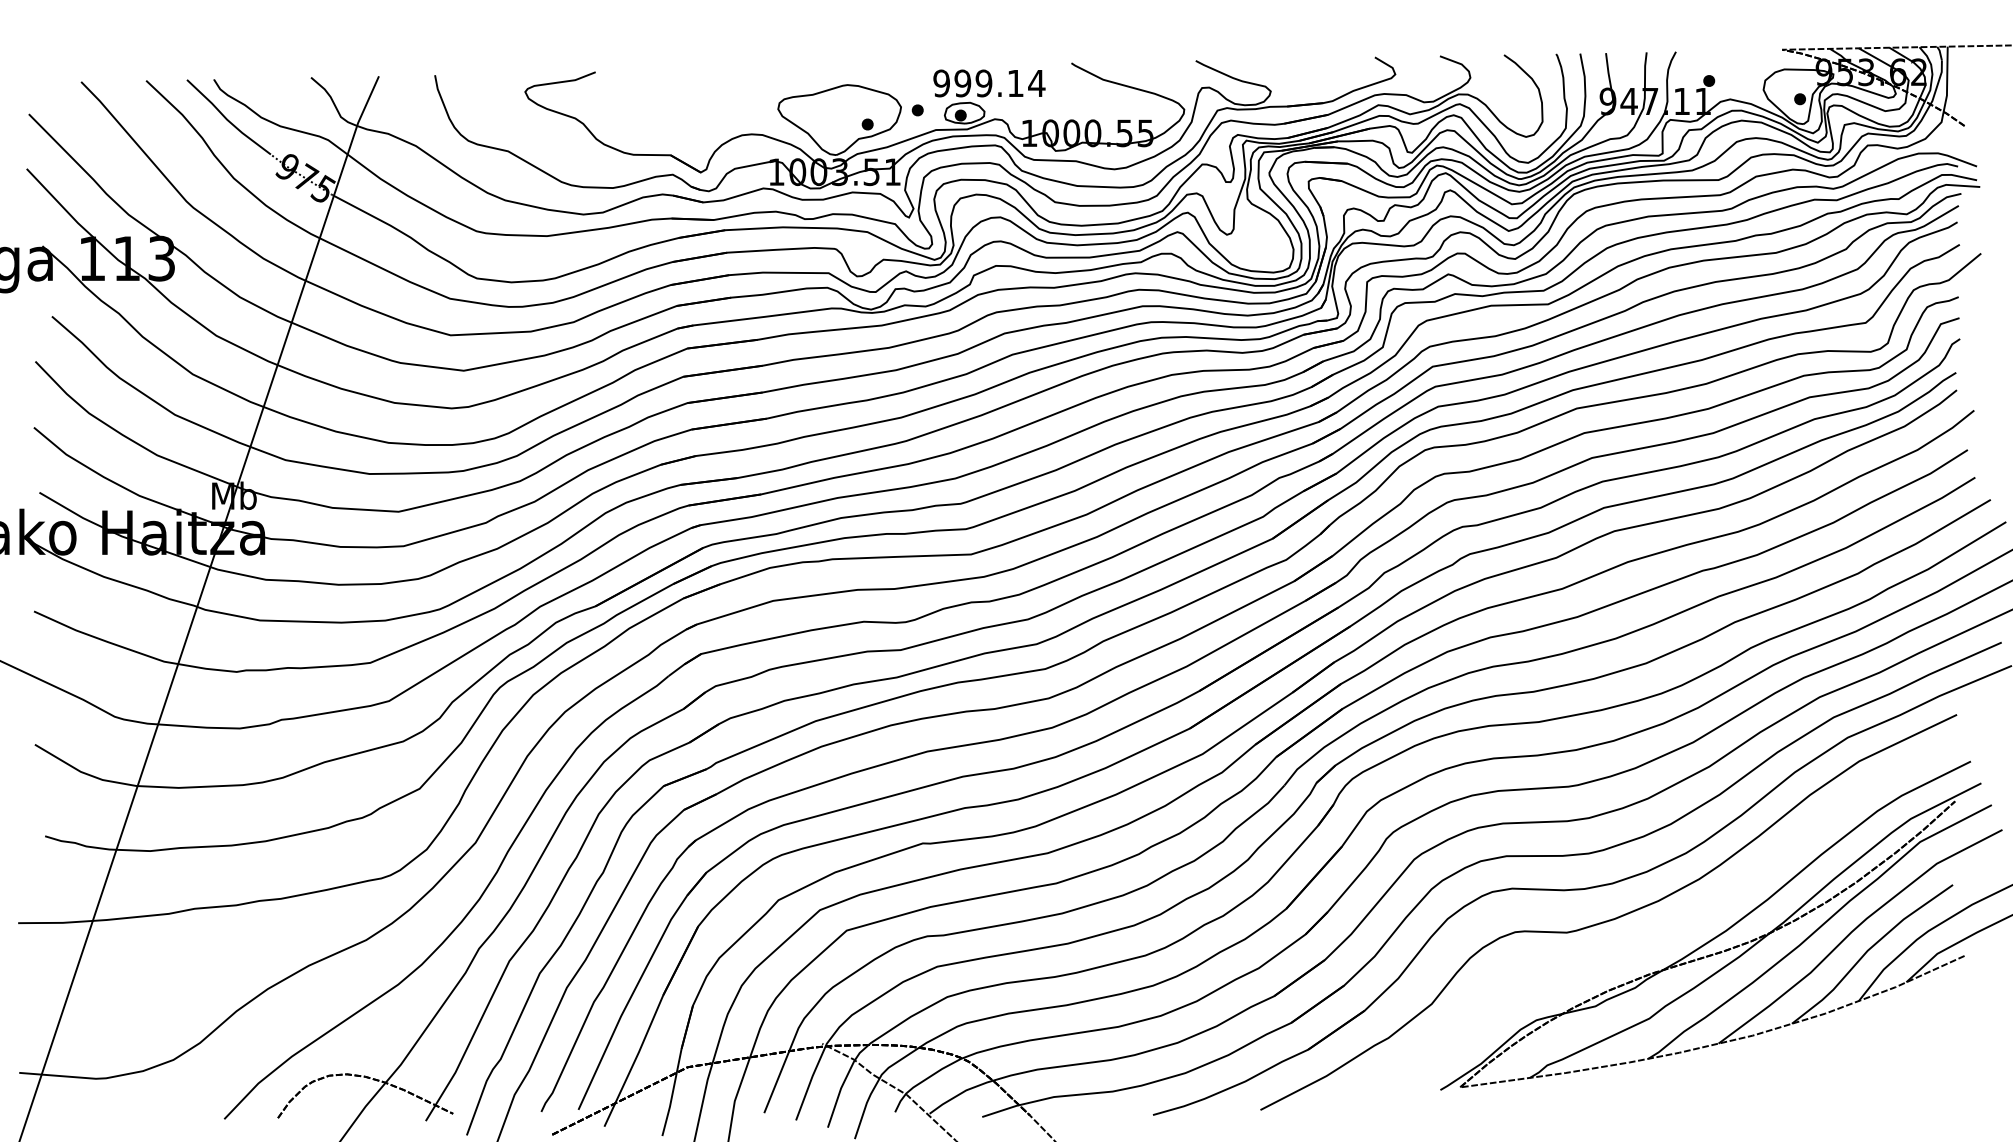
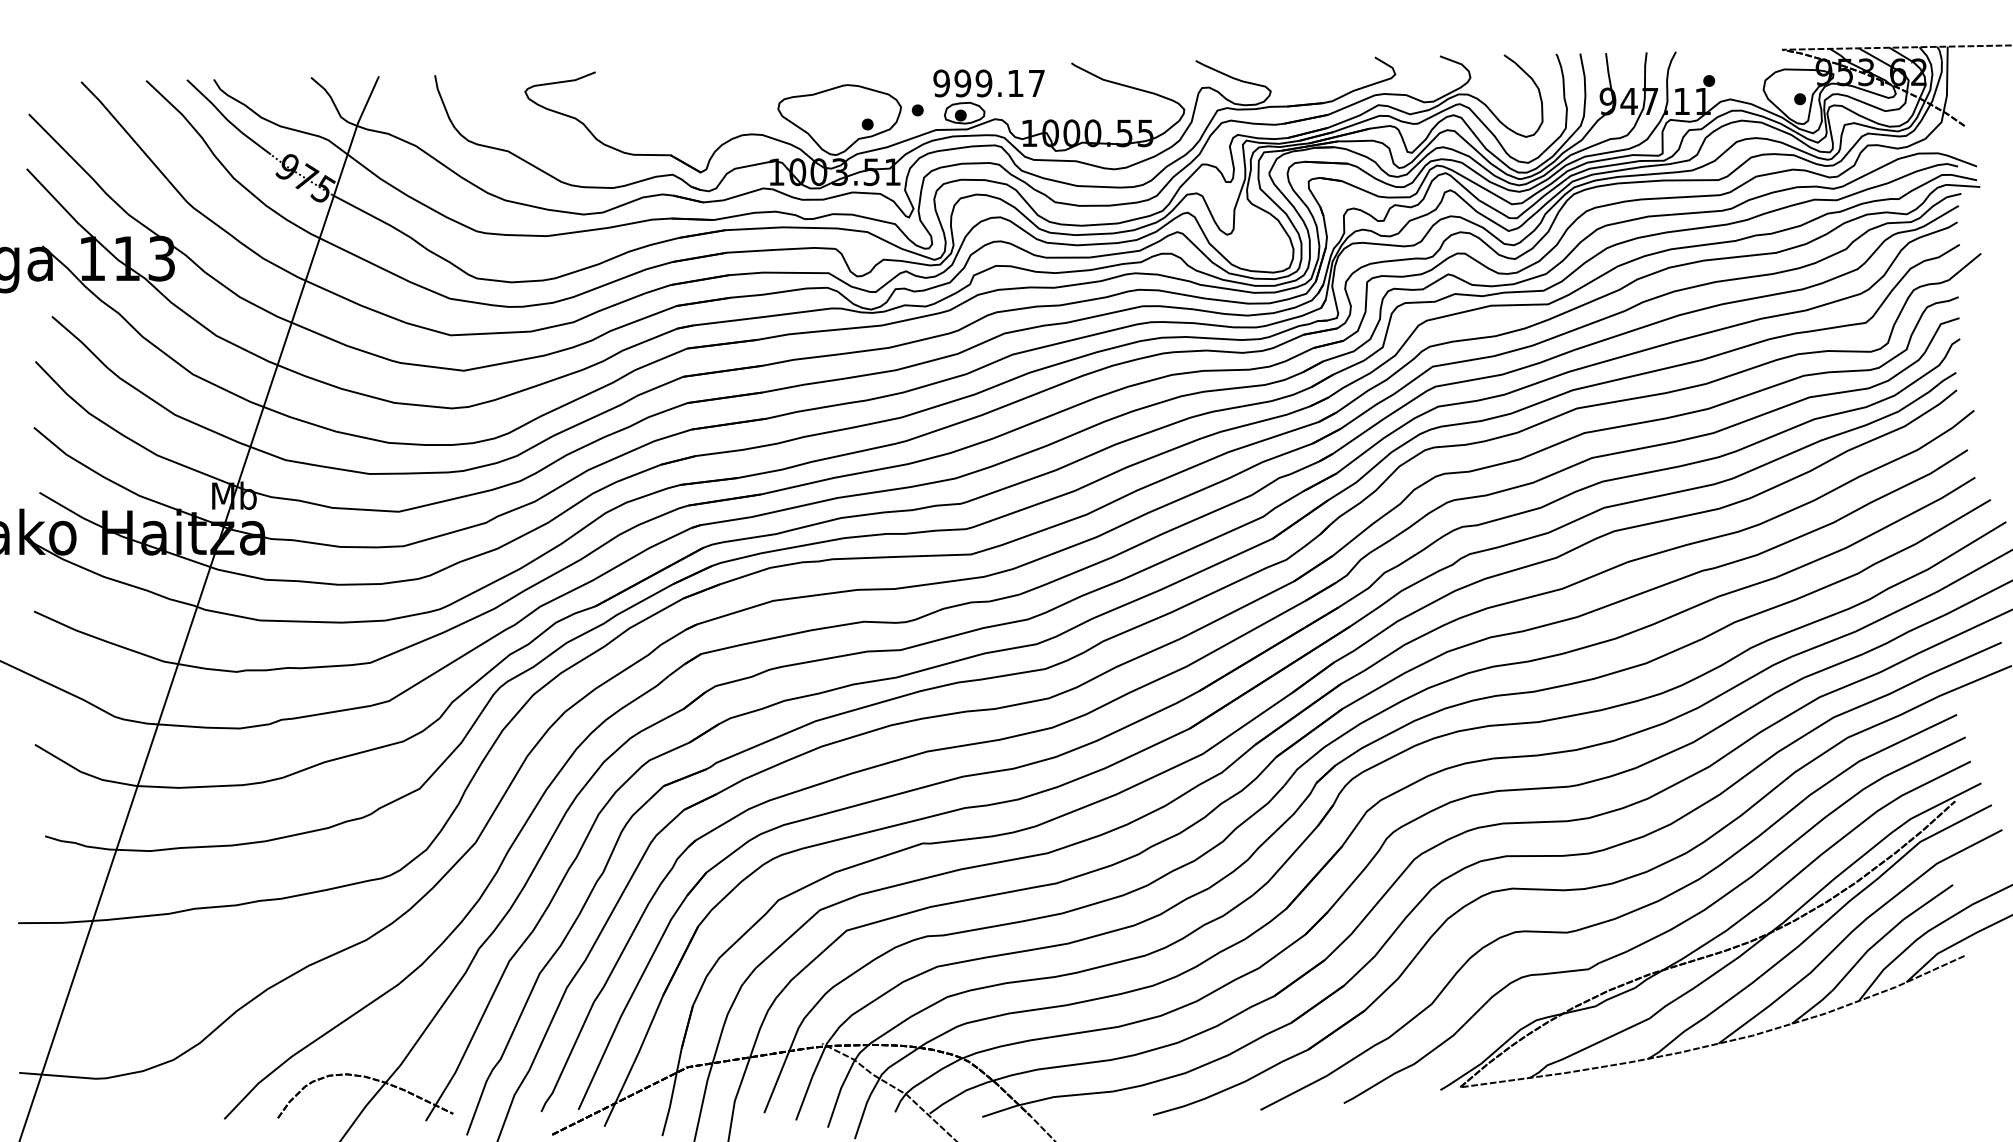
text: 999.14 -> 999.17 (1036, 83)
part: none -> present (1660, 933)
